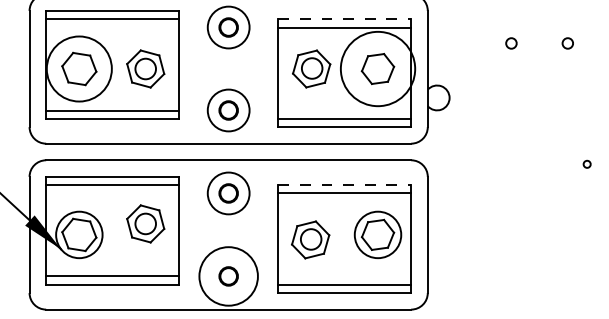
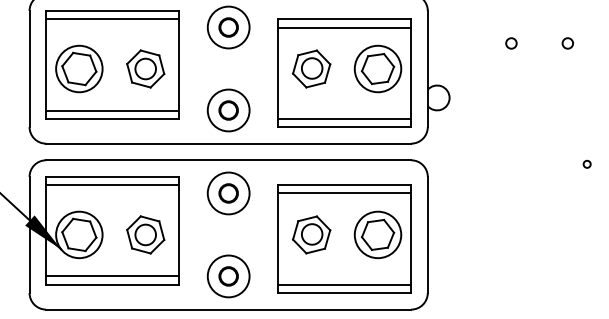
line: dashed -> solid (345, 19)
circle diameter: 65 px -> 46 px (79, 68)
circle diameter: 74 px -> 46 px (377, 68)
line: dashed -> solid (345, 185)
part position: (145, 223) -> (145, 234) (145, 234)
part position: (310, 239) -> (311, 234) (311, 234)
circle diameter: 59 px -> 42 px (228, 276)
